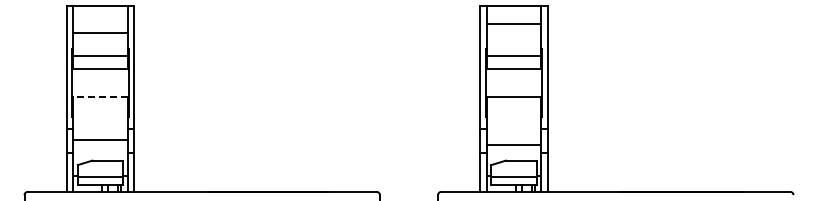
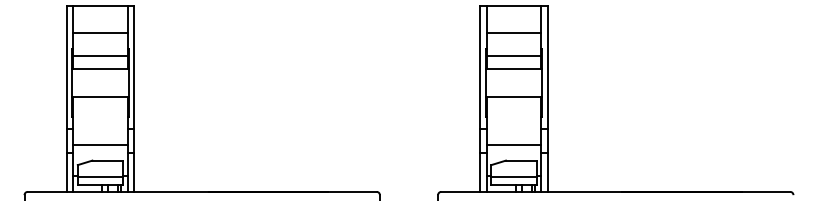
line position: (513, 23) -> (513, 32) (513, 32)
line: dashed -> solid (99, 97)
line position: (100, 140) -> (100, 145) (100, 145)
